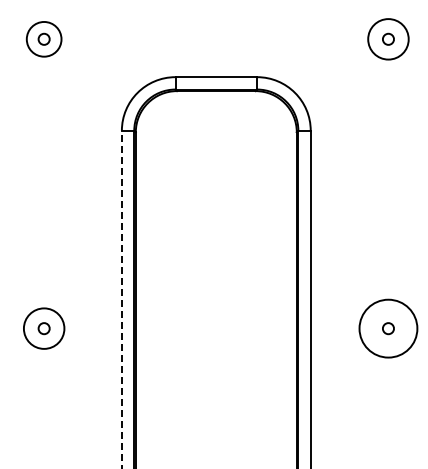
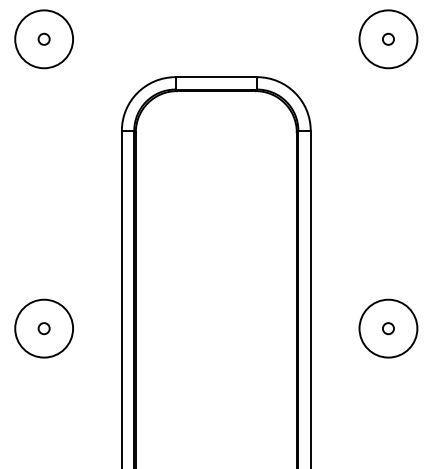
circle diameter: 35 px -> 58 px (44, 39)
circle diameter: 41 px -> 58 px (388, 39)
line: dashed -> solid (121, 299)
circle diameter: 41 px -> 58 px (44, 328)
